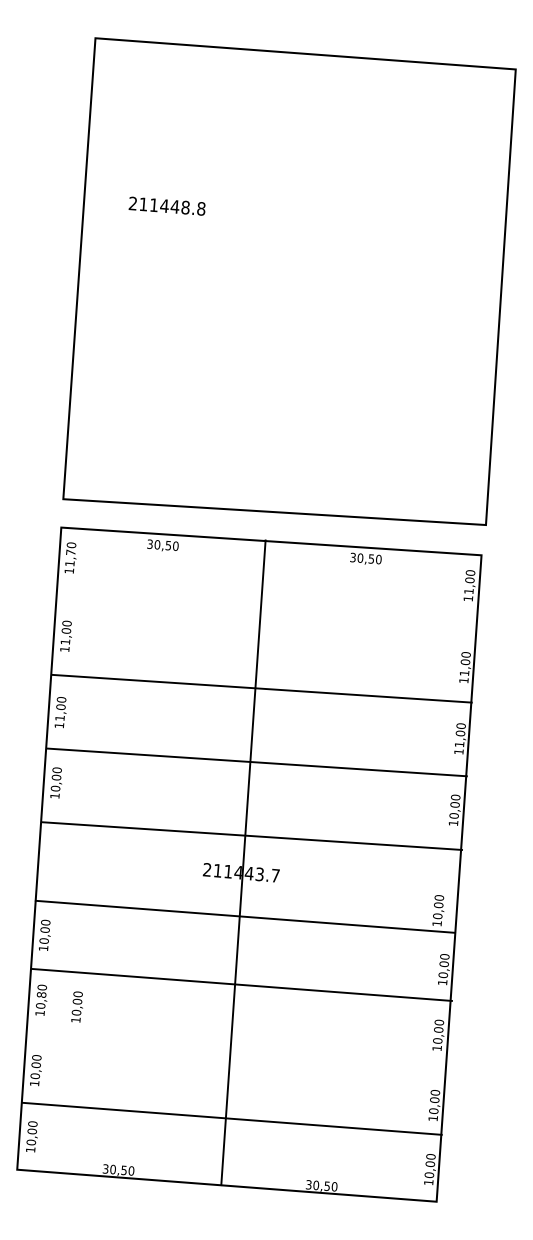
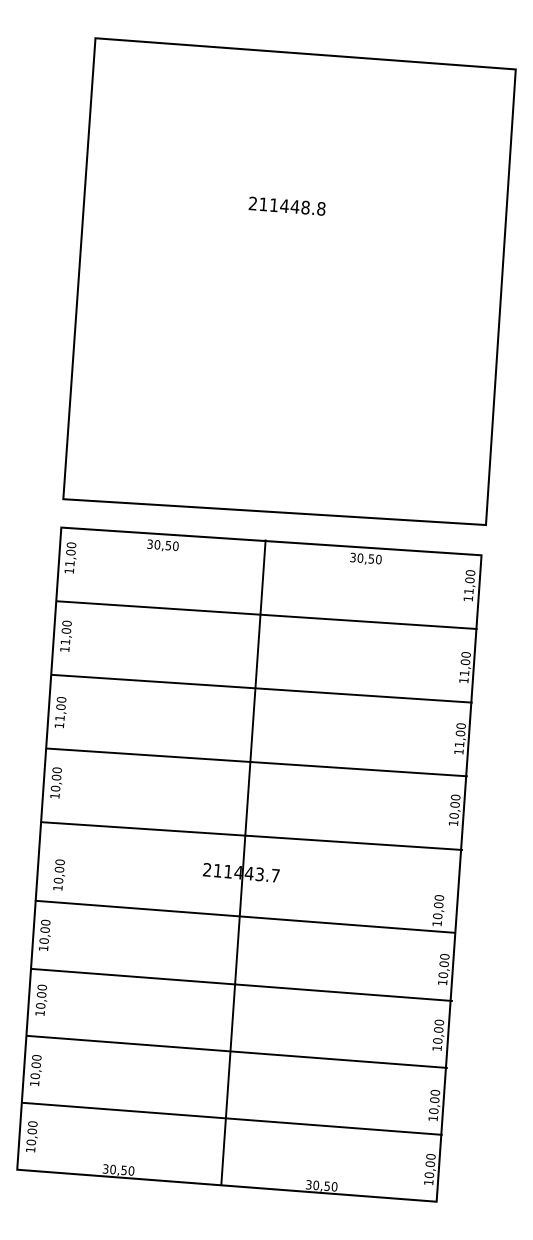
text position: (166, 205) -> (286, 205) (286, 205)
text: 11,70 -> 11,00 (70, 552)
line: none -> present (266, 614)
text: 10,80 -> 10,00 (41, 994)
text position: (76, 1006) -> (58, 874) (58, 874)
line: none -> present (236, 1051)
